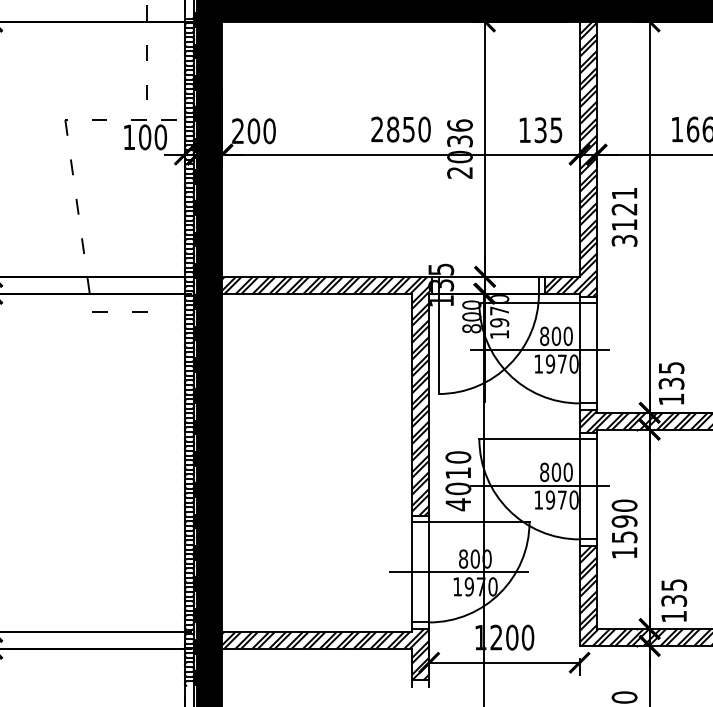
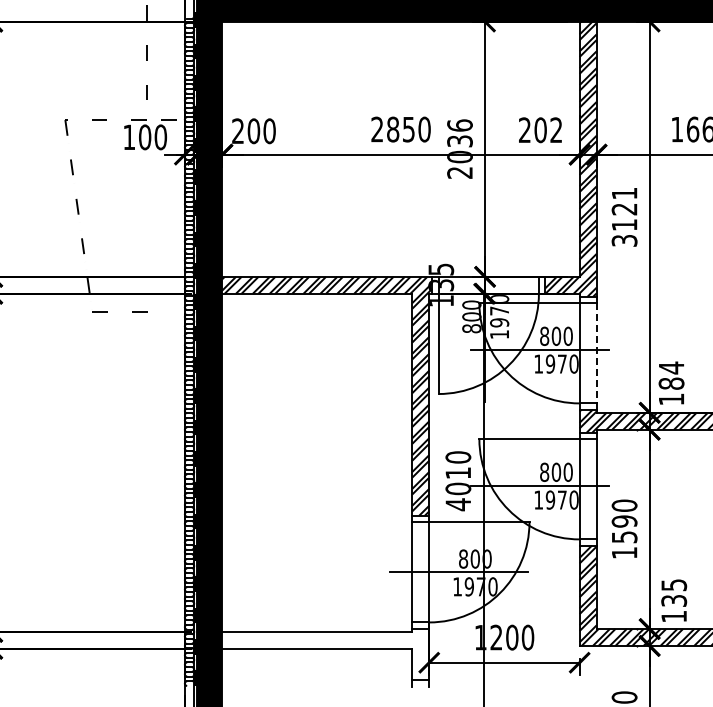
text: 135 -> 202 (540, 130)
line: solid -> dashed (596, 353)
text: 135 -> 184 (671, 375)
hatch: present -> none (325, 654)
